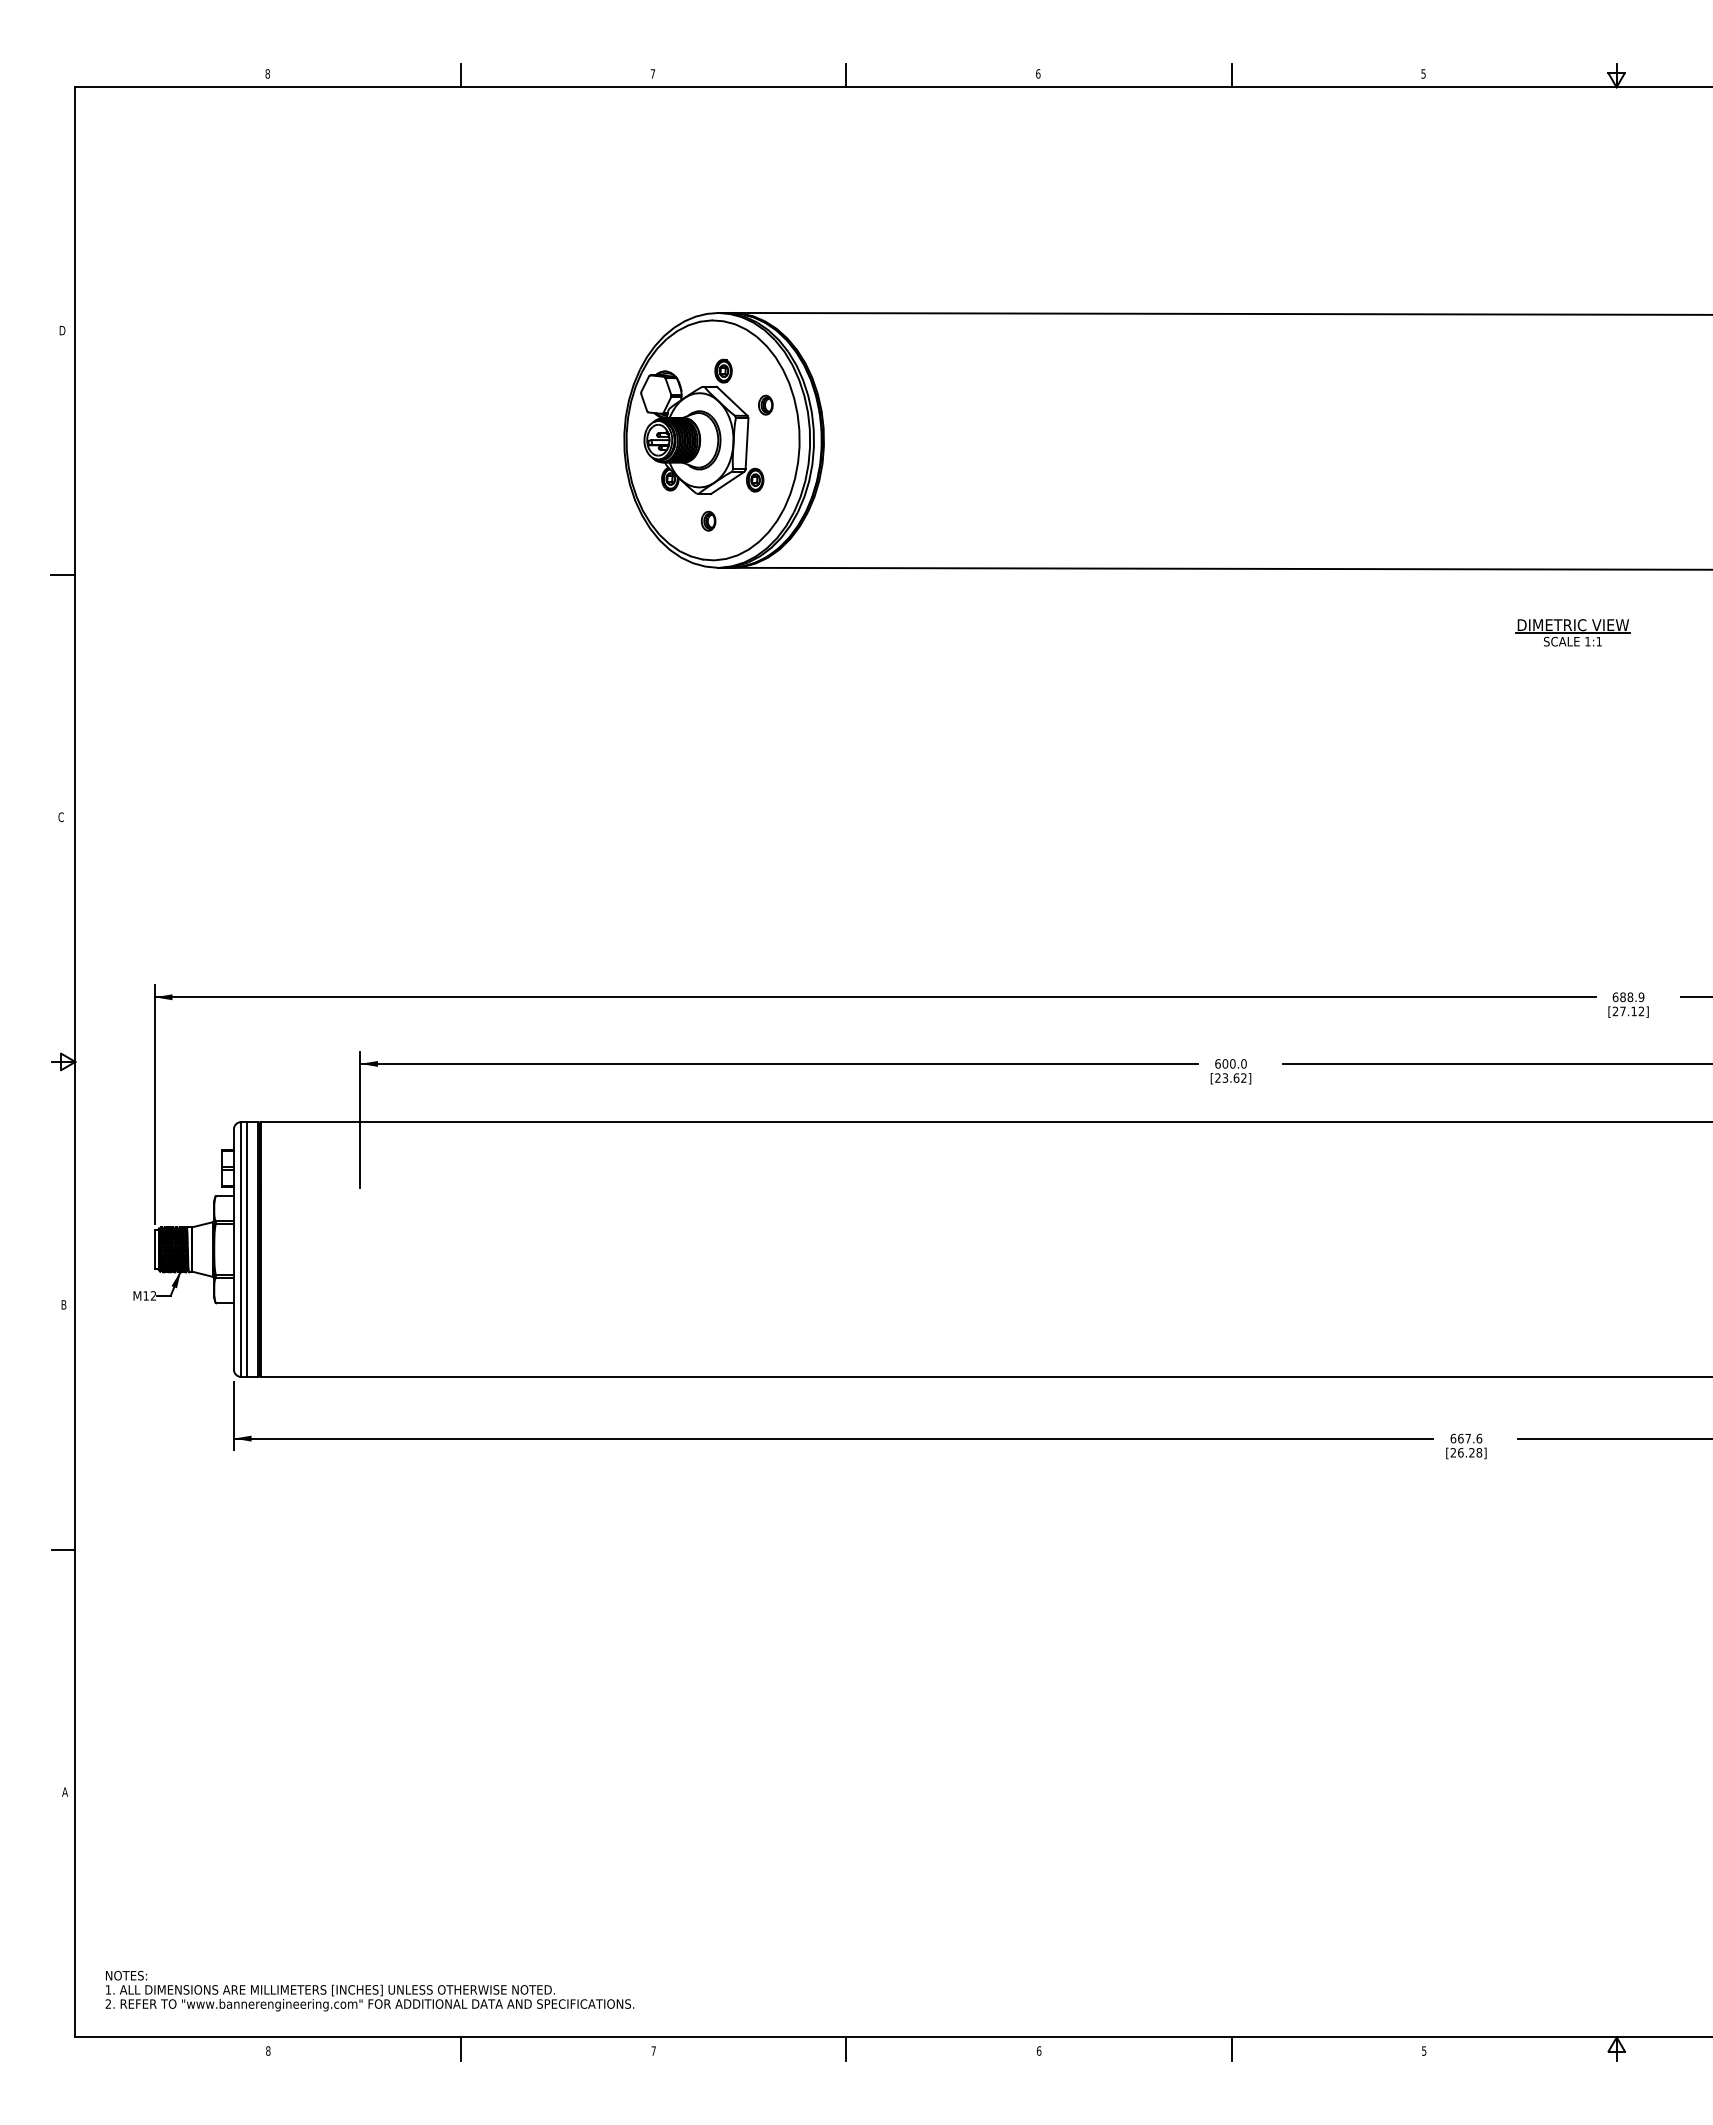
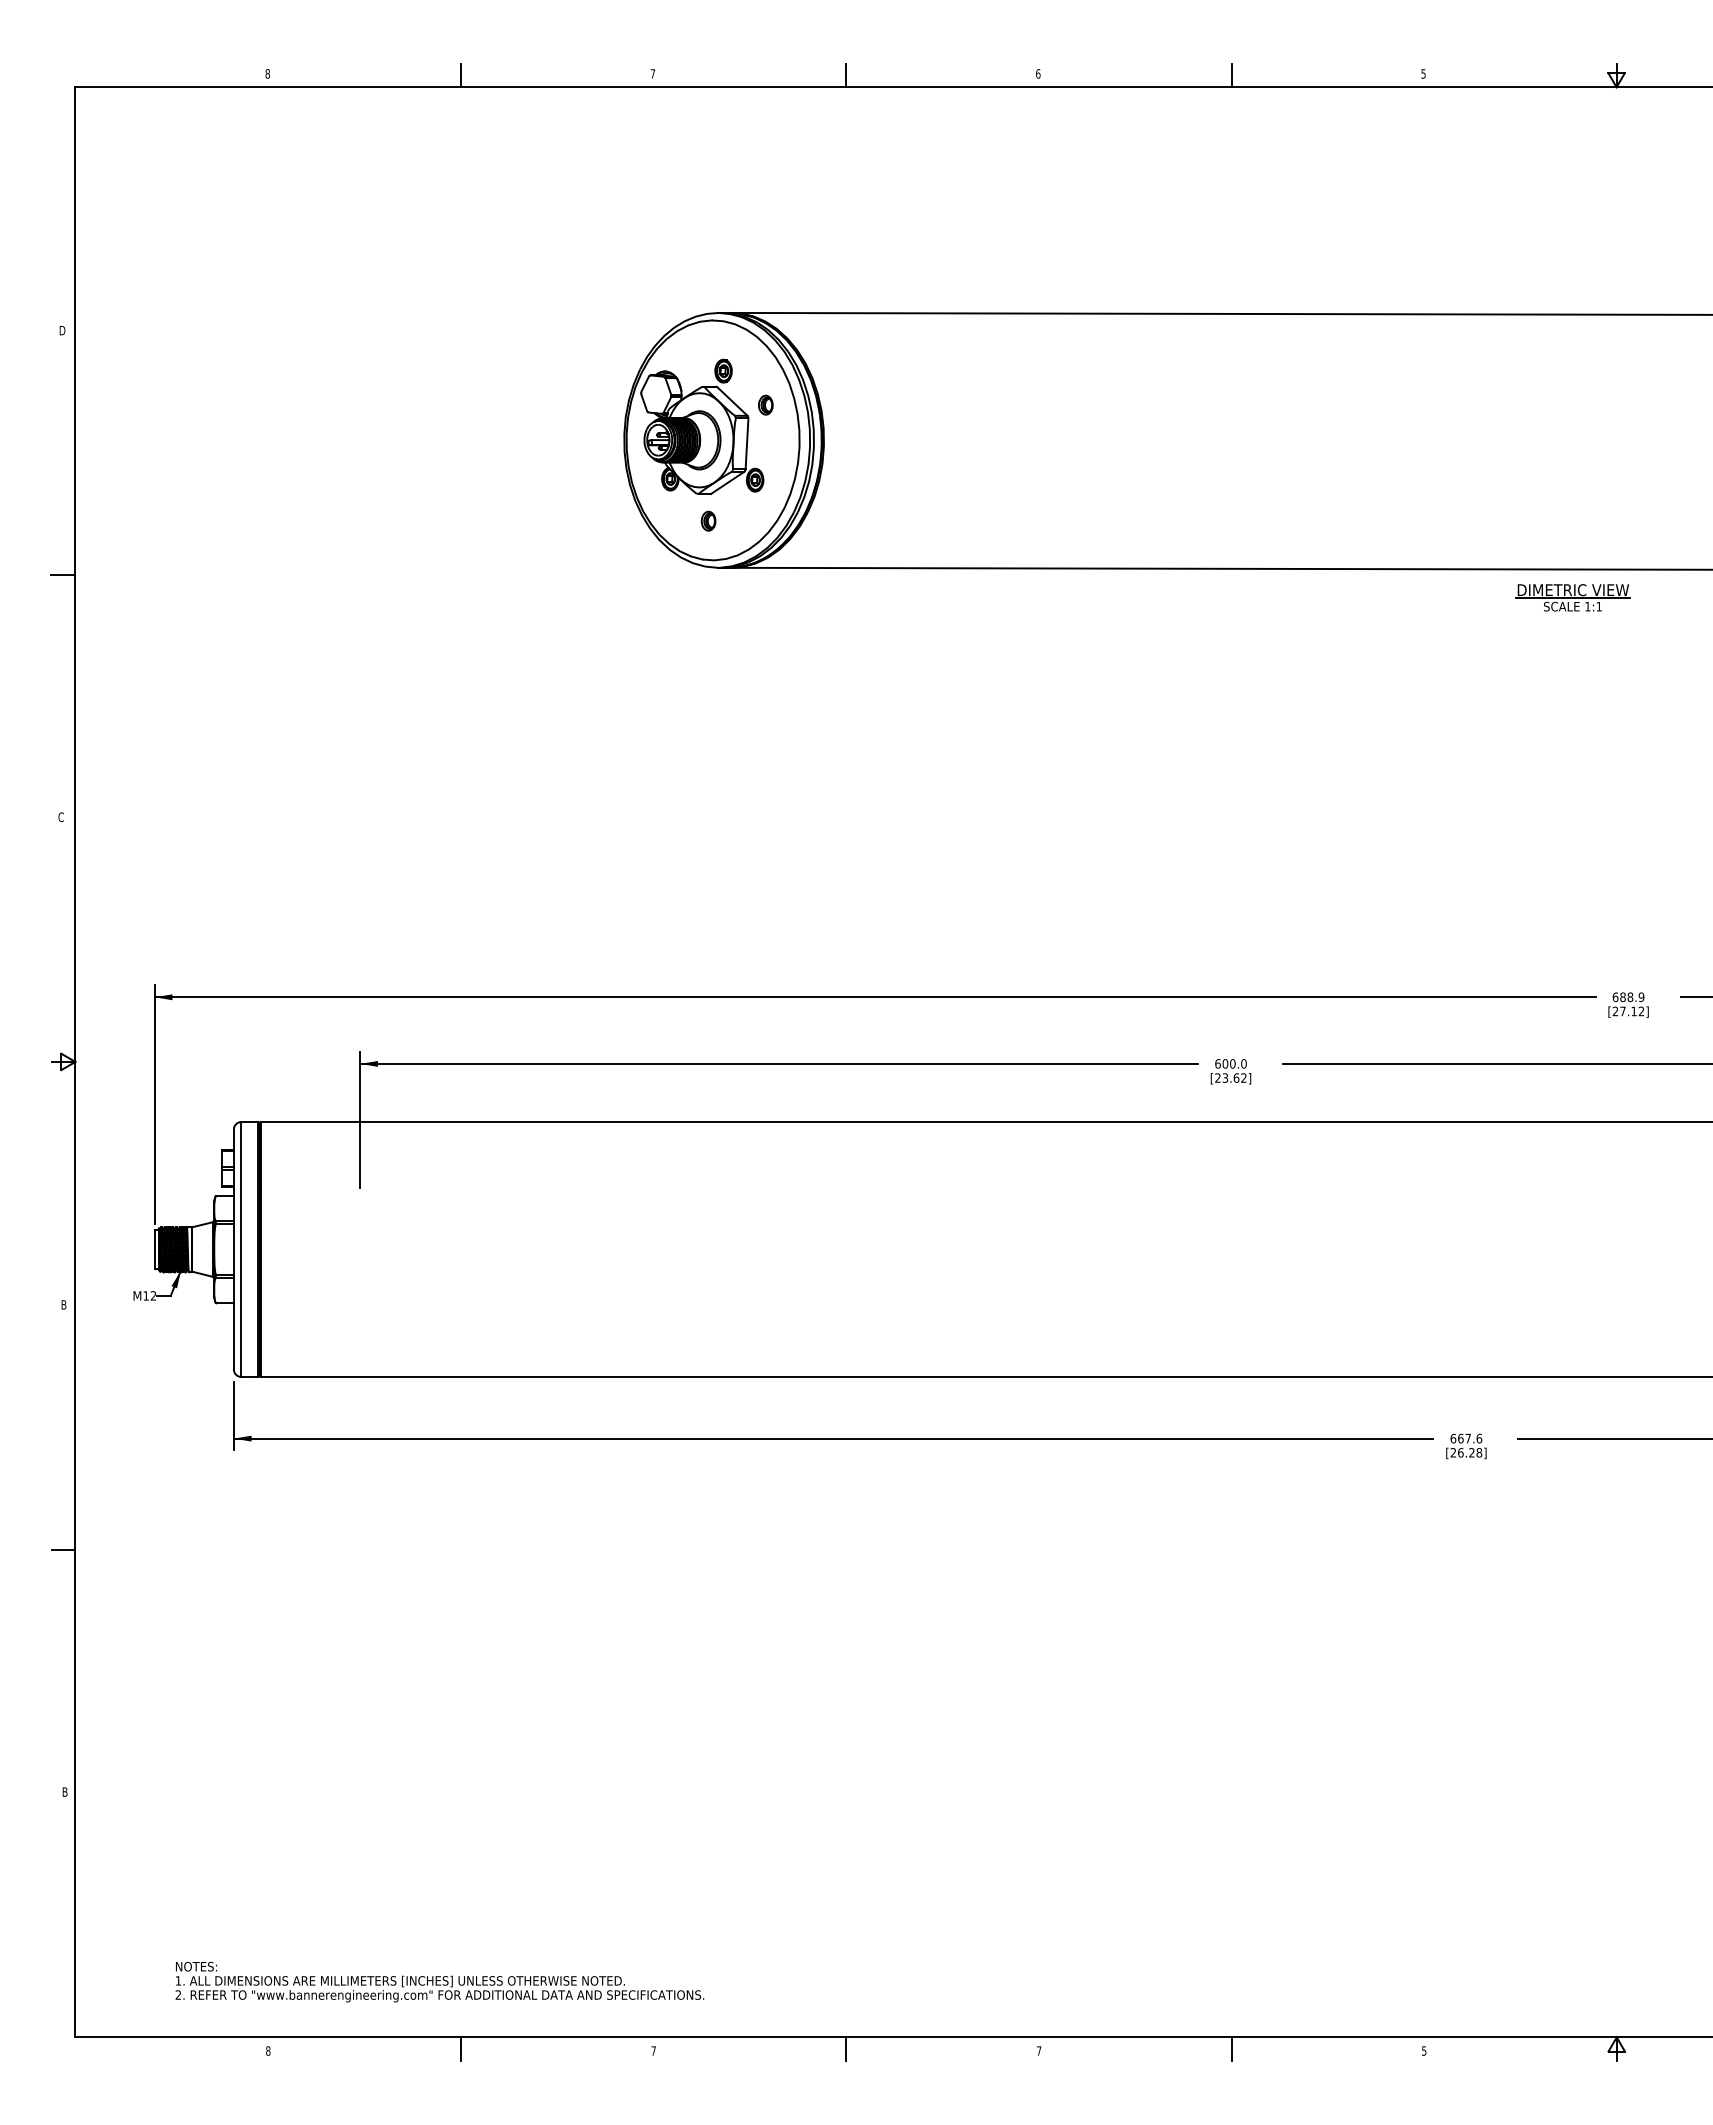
part position: (1572, 632) -> (1572, 597) (1572, 597)
line: present -> none (246, 1249)
text: A -> B (64, 1791)
text position: (369, 1990) -> (439, 1981) (439, 1981)
text: 6 -> 7 (1038, 2050)
